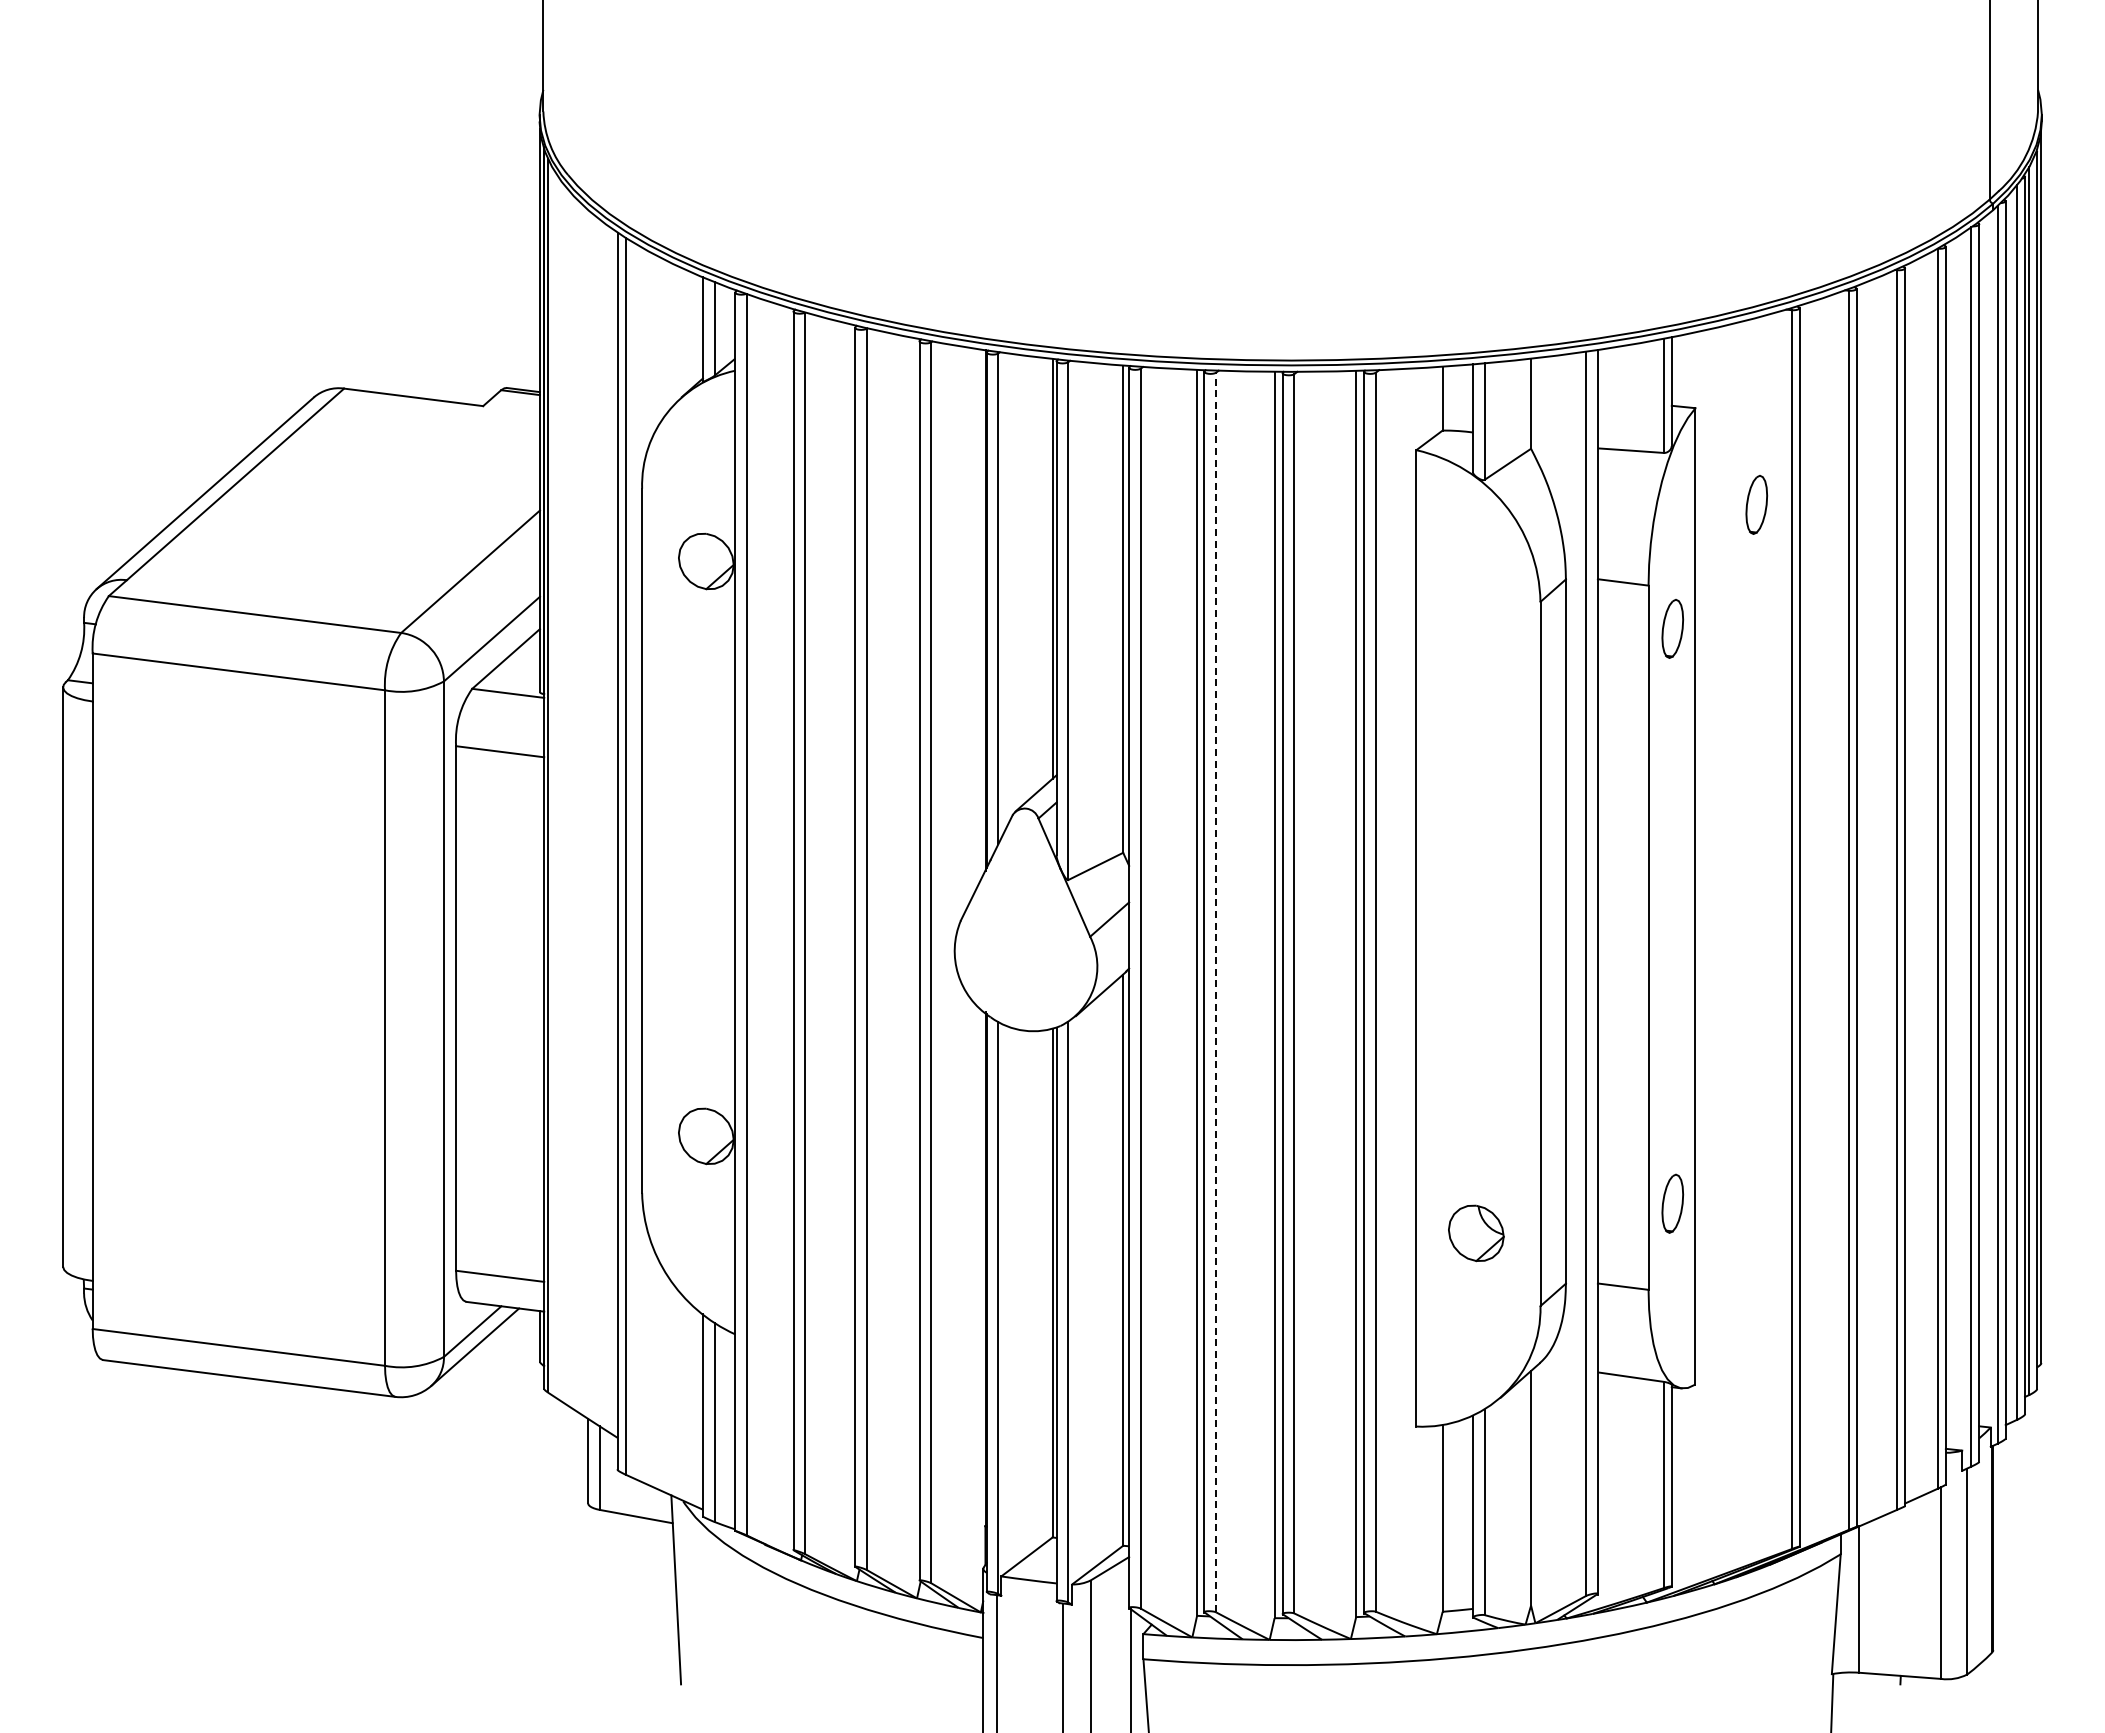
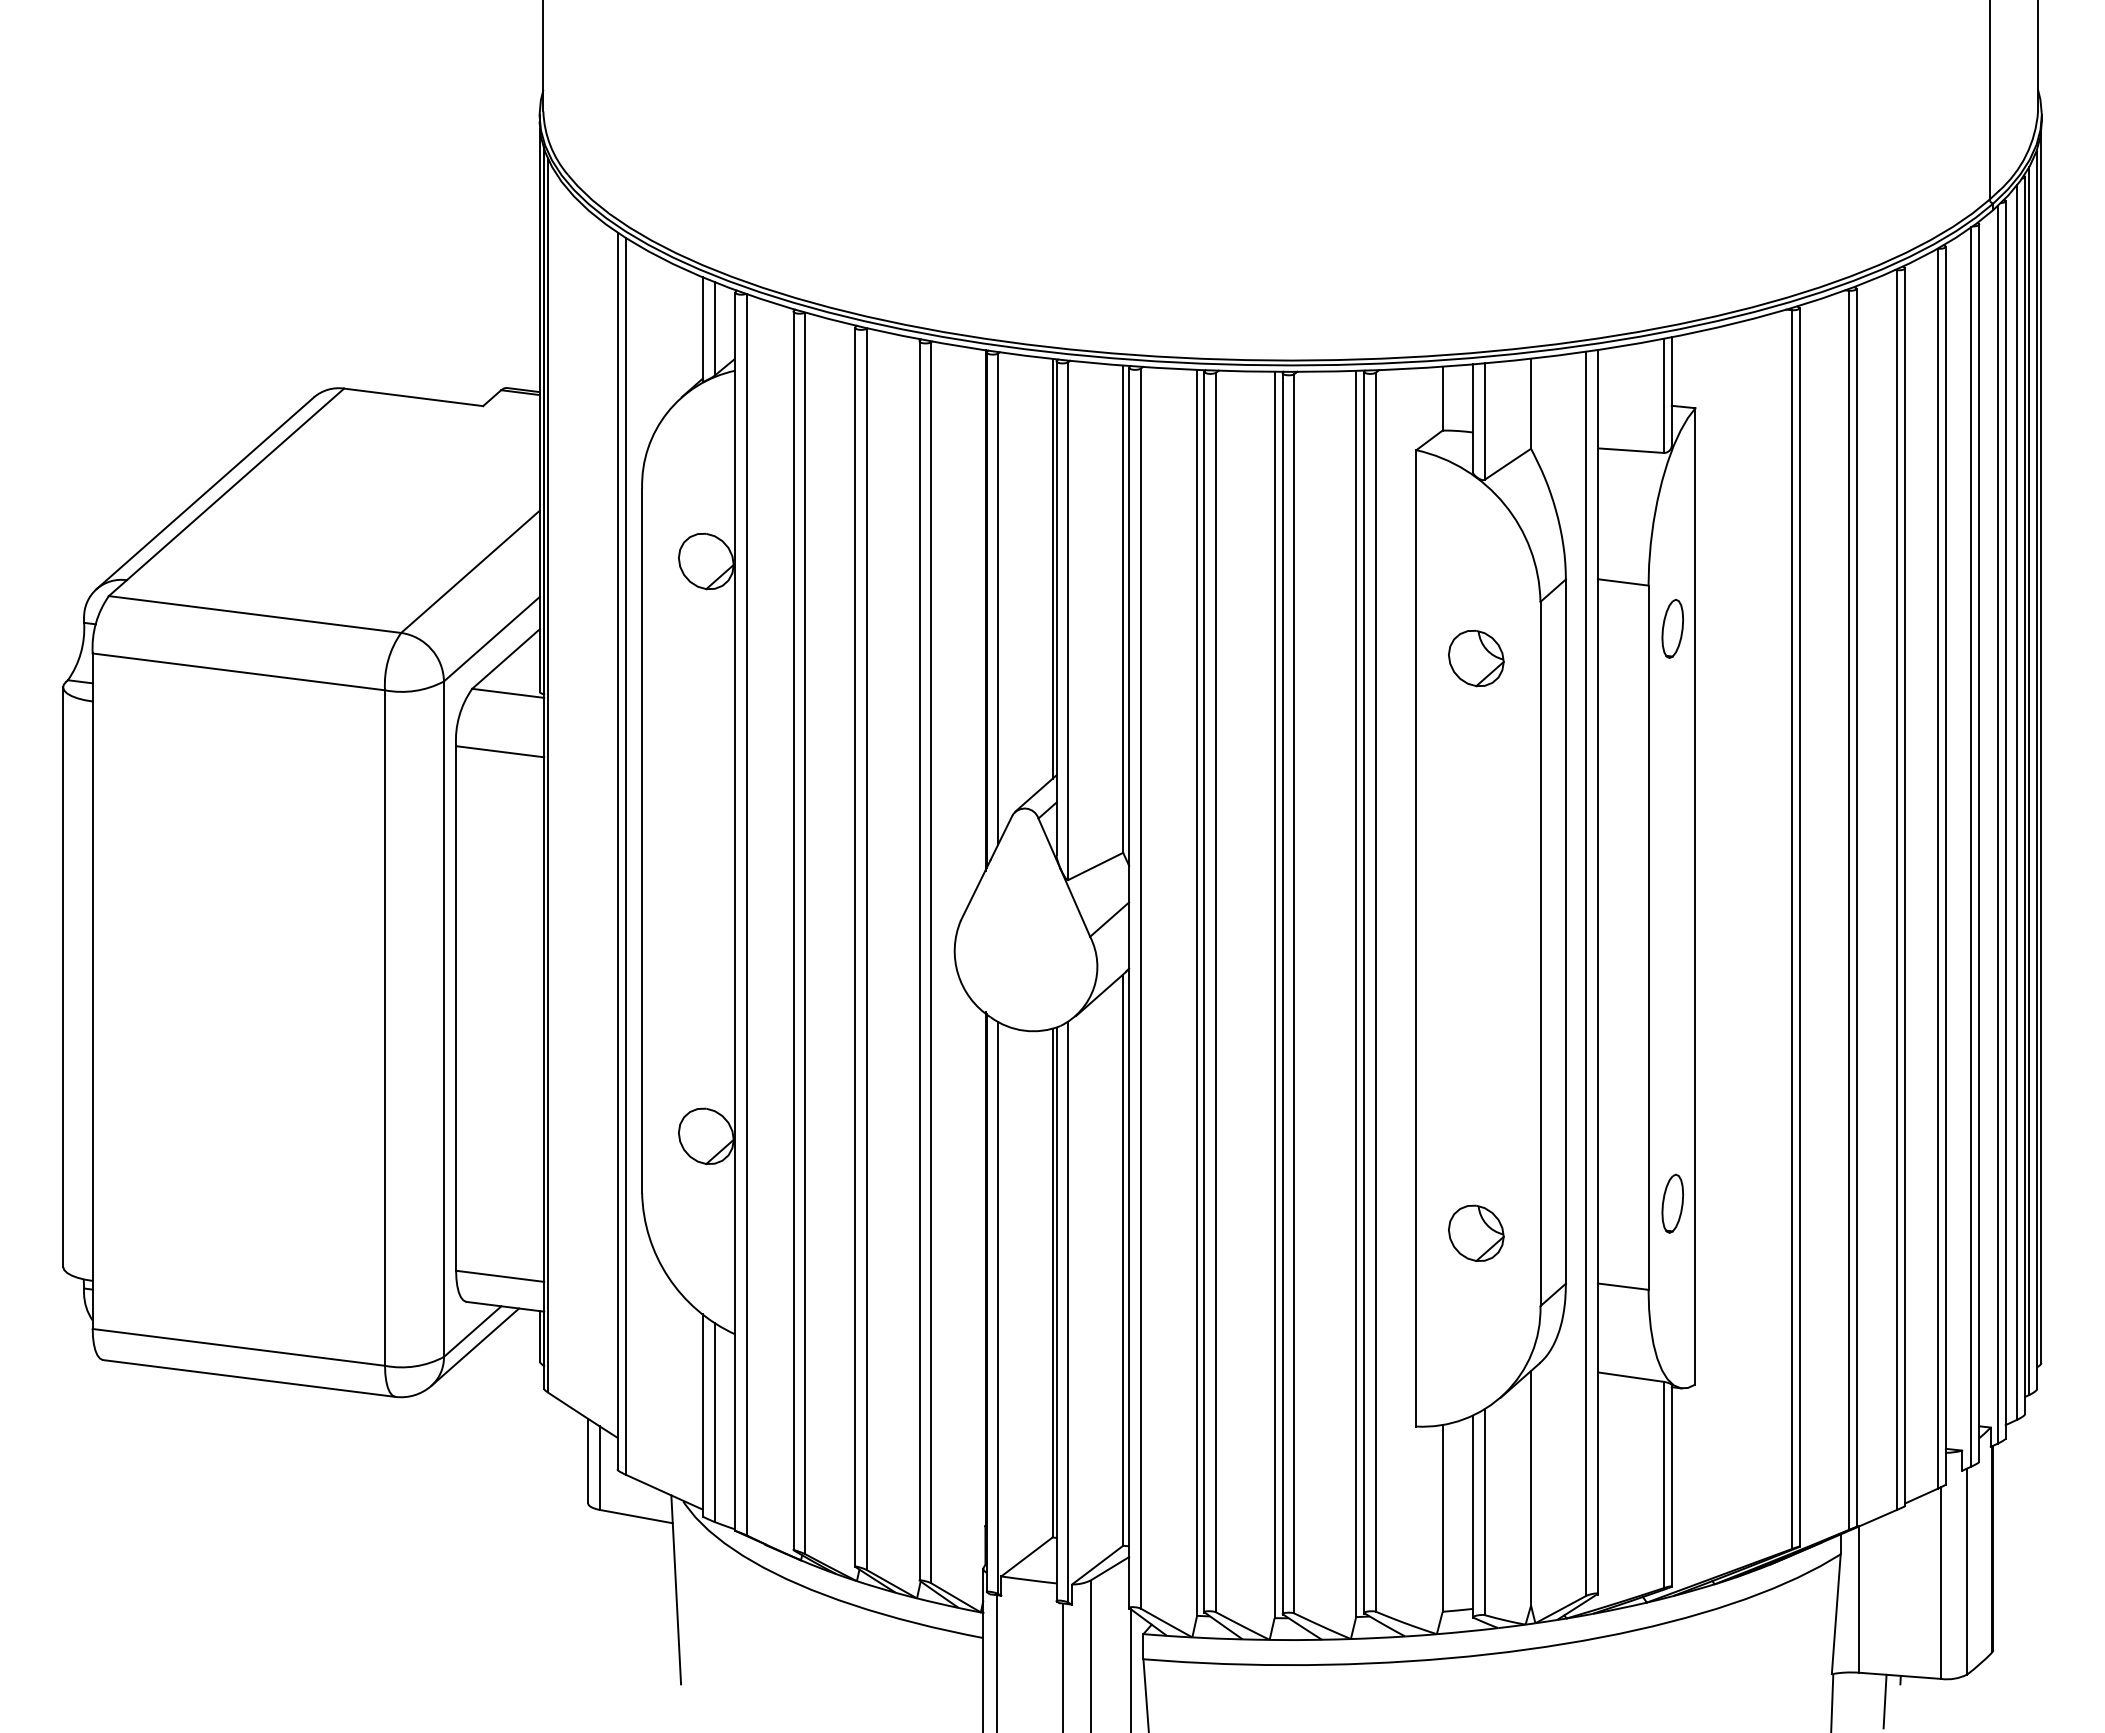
part: present -> none (1756, 504)
part: none -> present (1476, 658)
line: dashed -> solid (1216, 992)
line: none -> present (1884, 1701)
